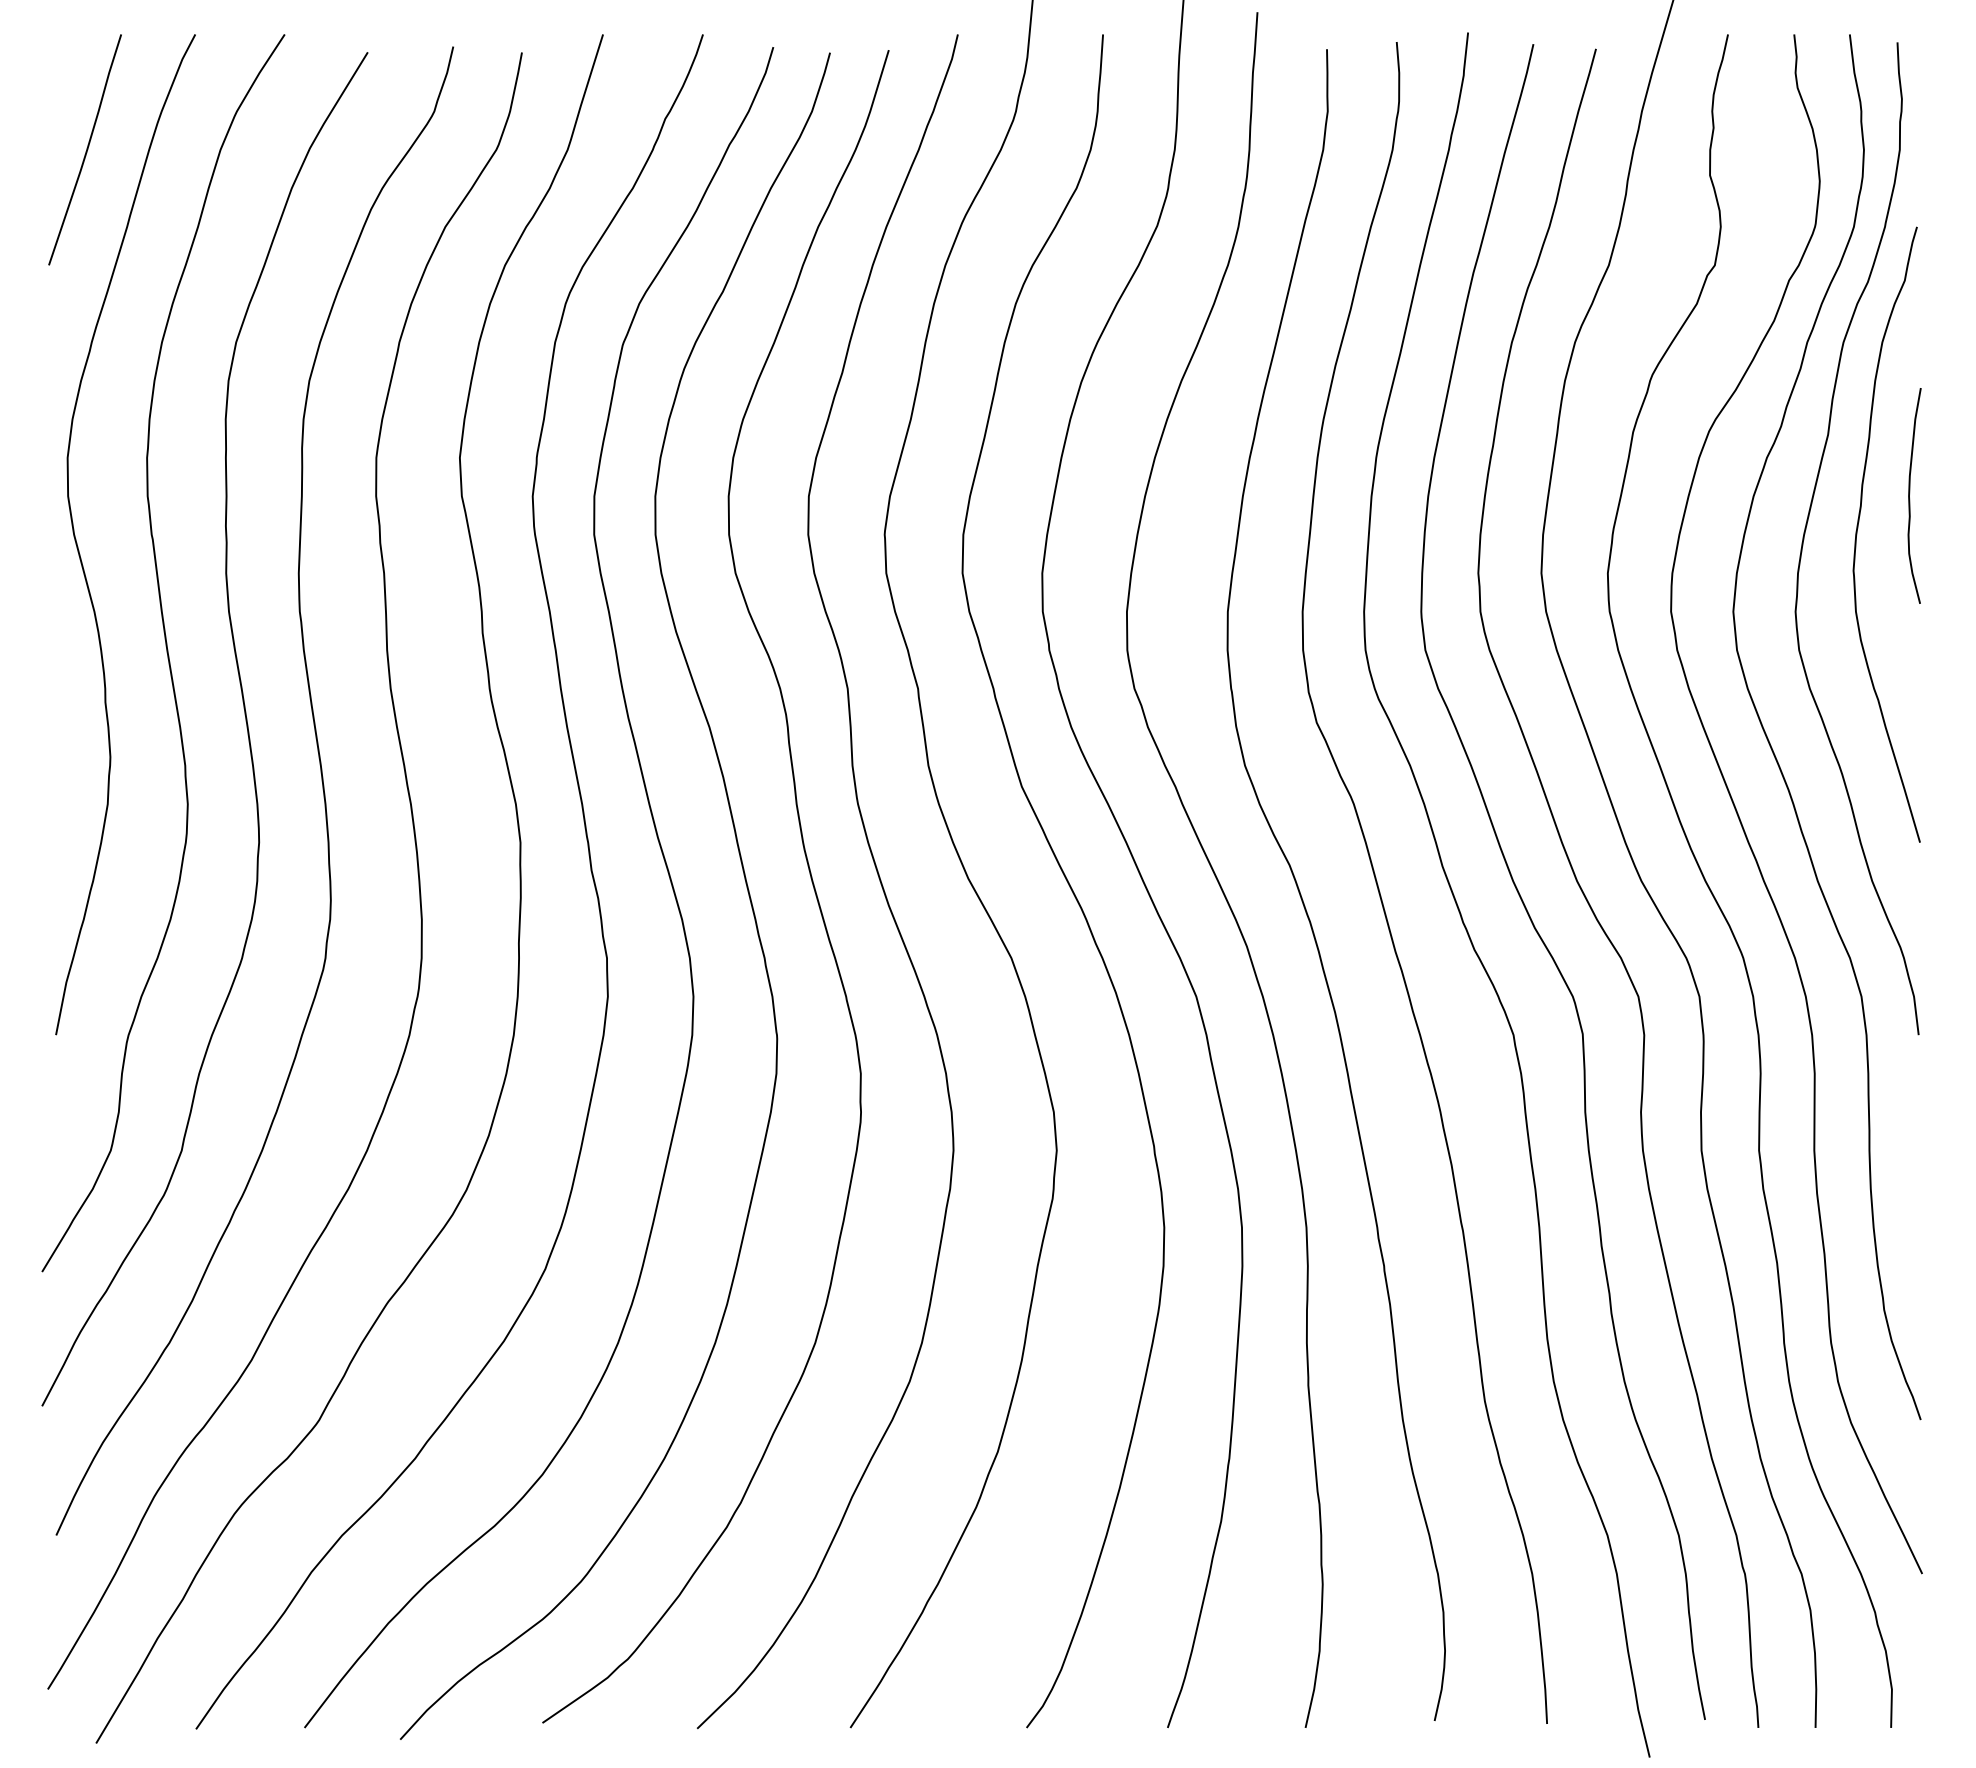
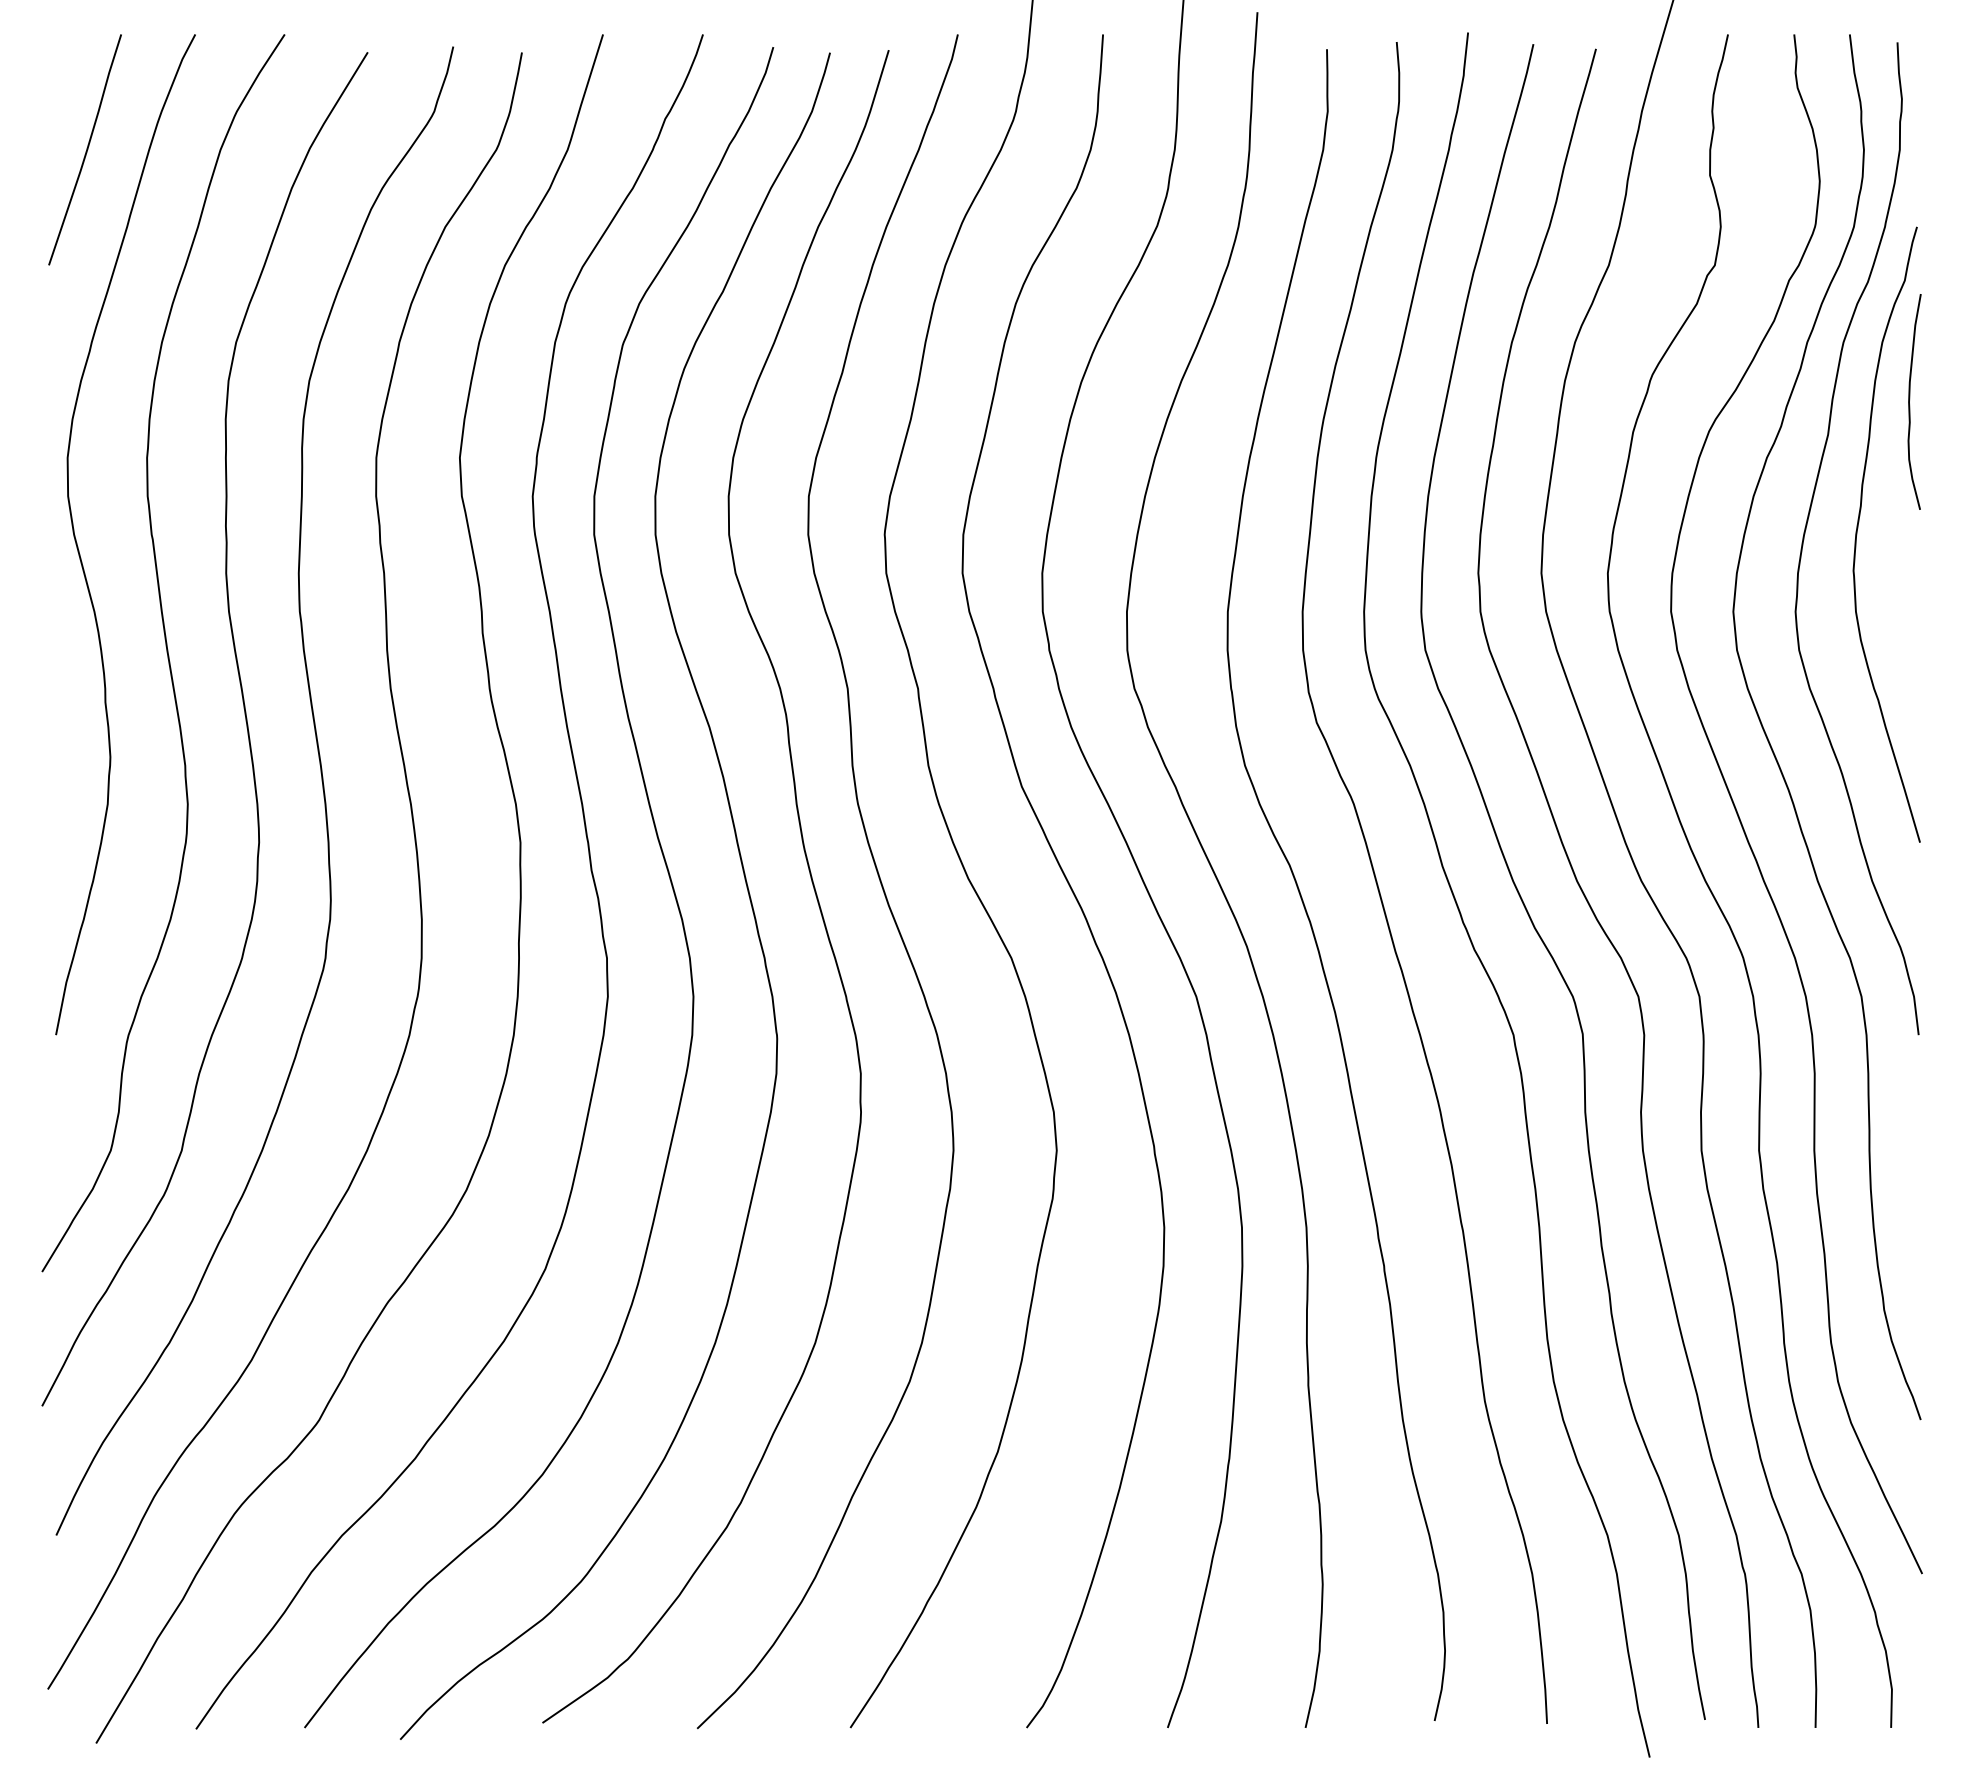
curve position: (1910, 493) -> (1910, 399) (1910, 399)
